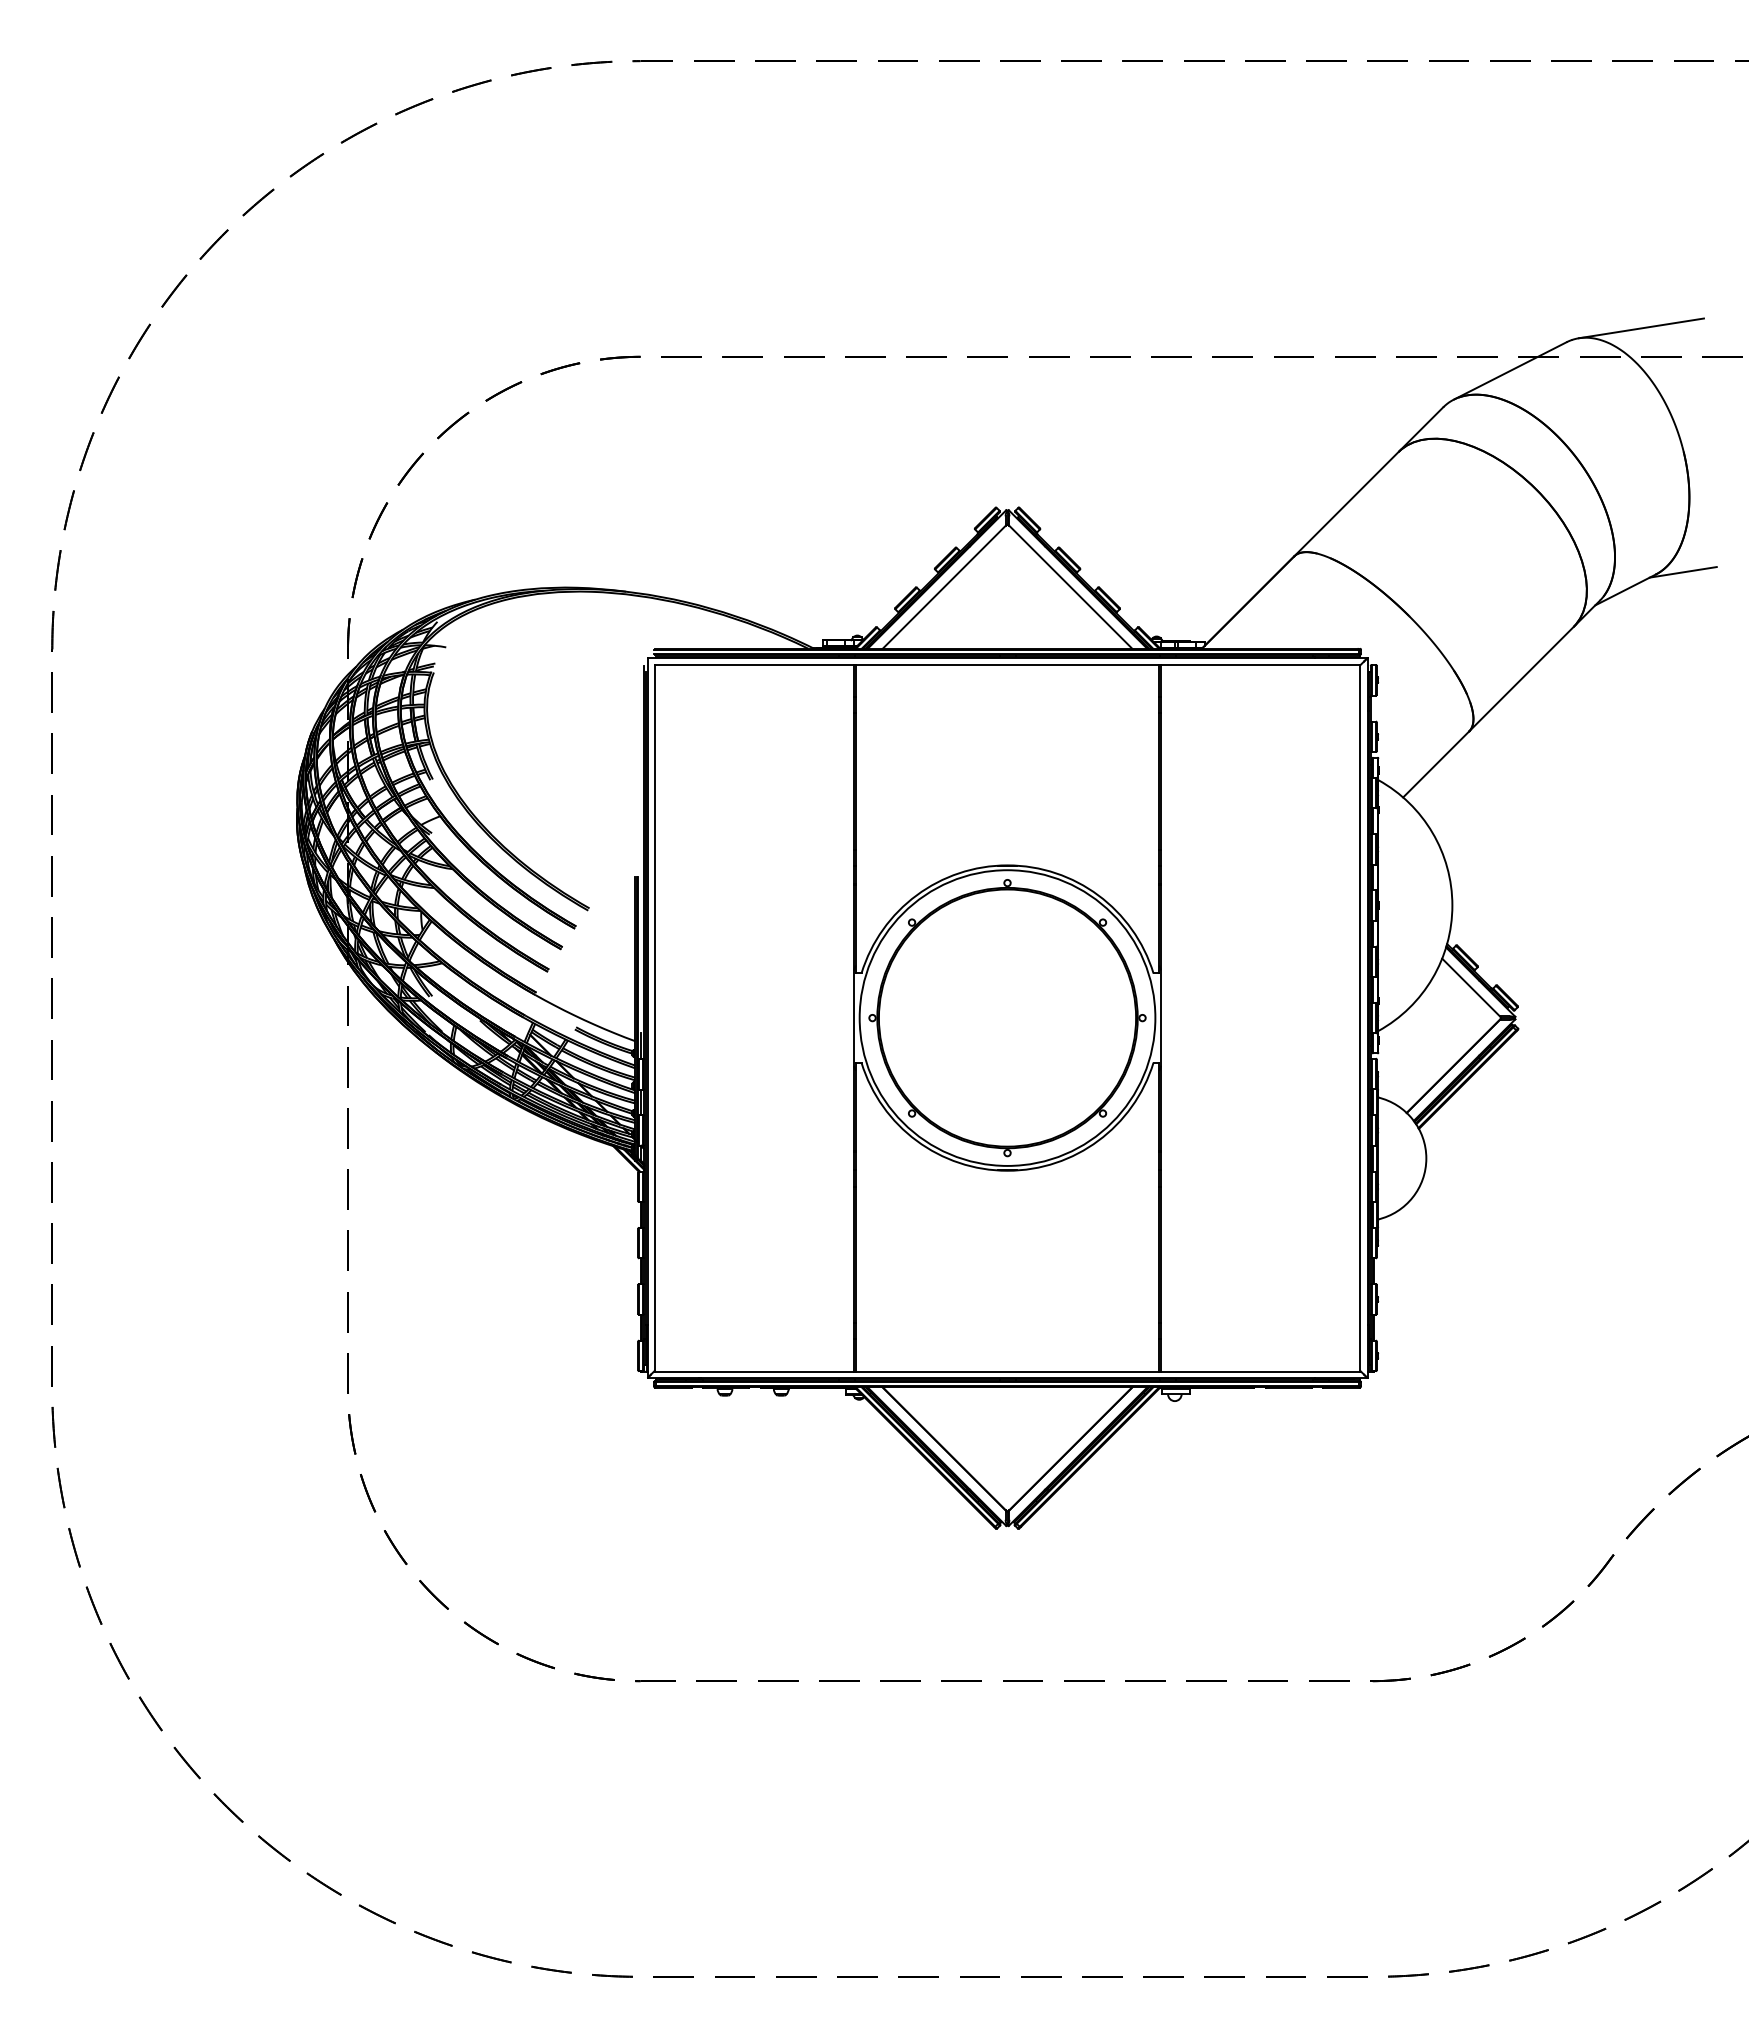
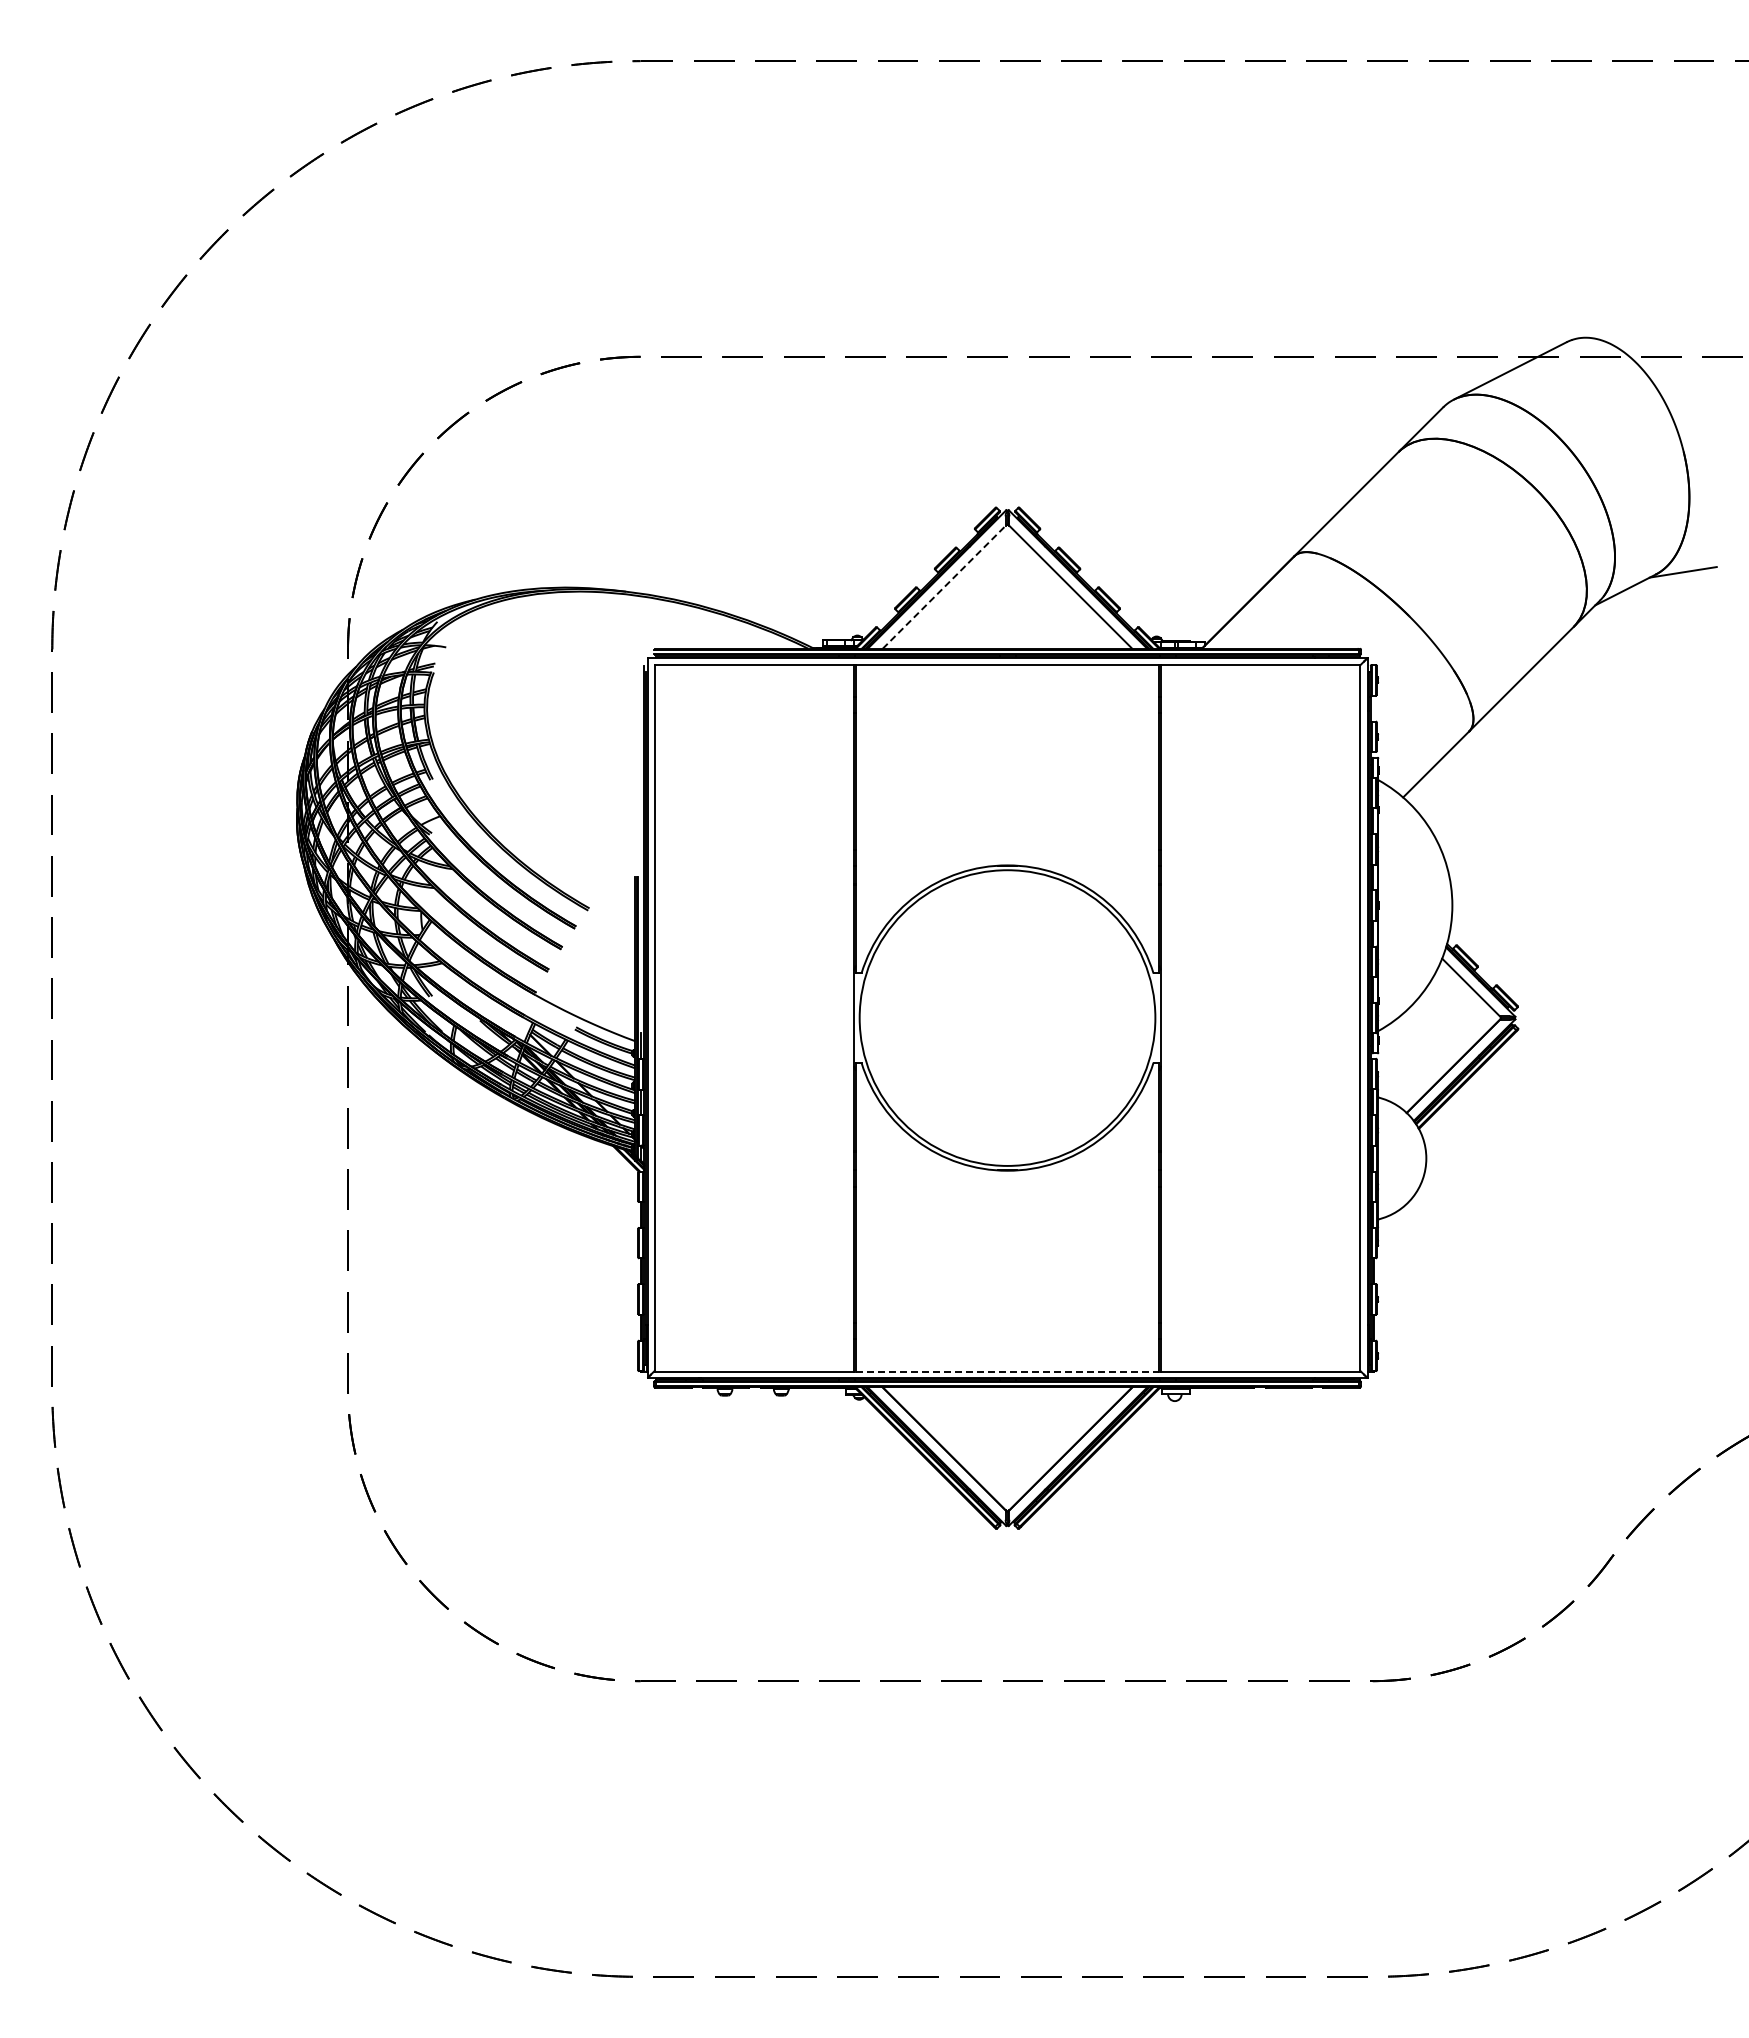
line: present -> none (1640, 328)
line: solid -> dashed (944, 586)
part: present -> none (1007, 1018)
line: solid -> dashed (1007, 1371)
